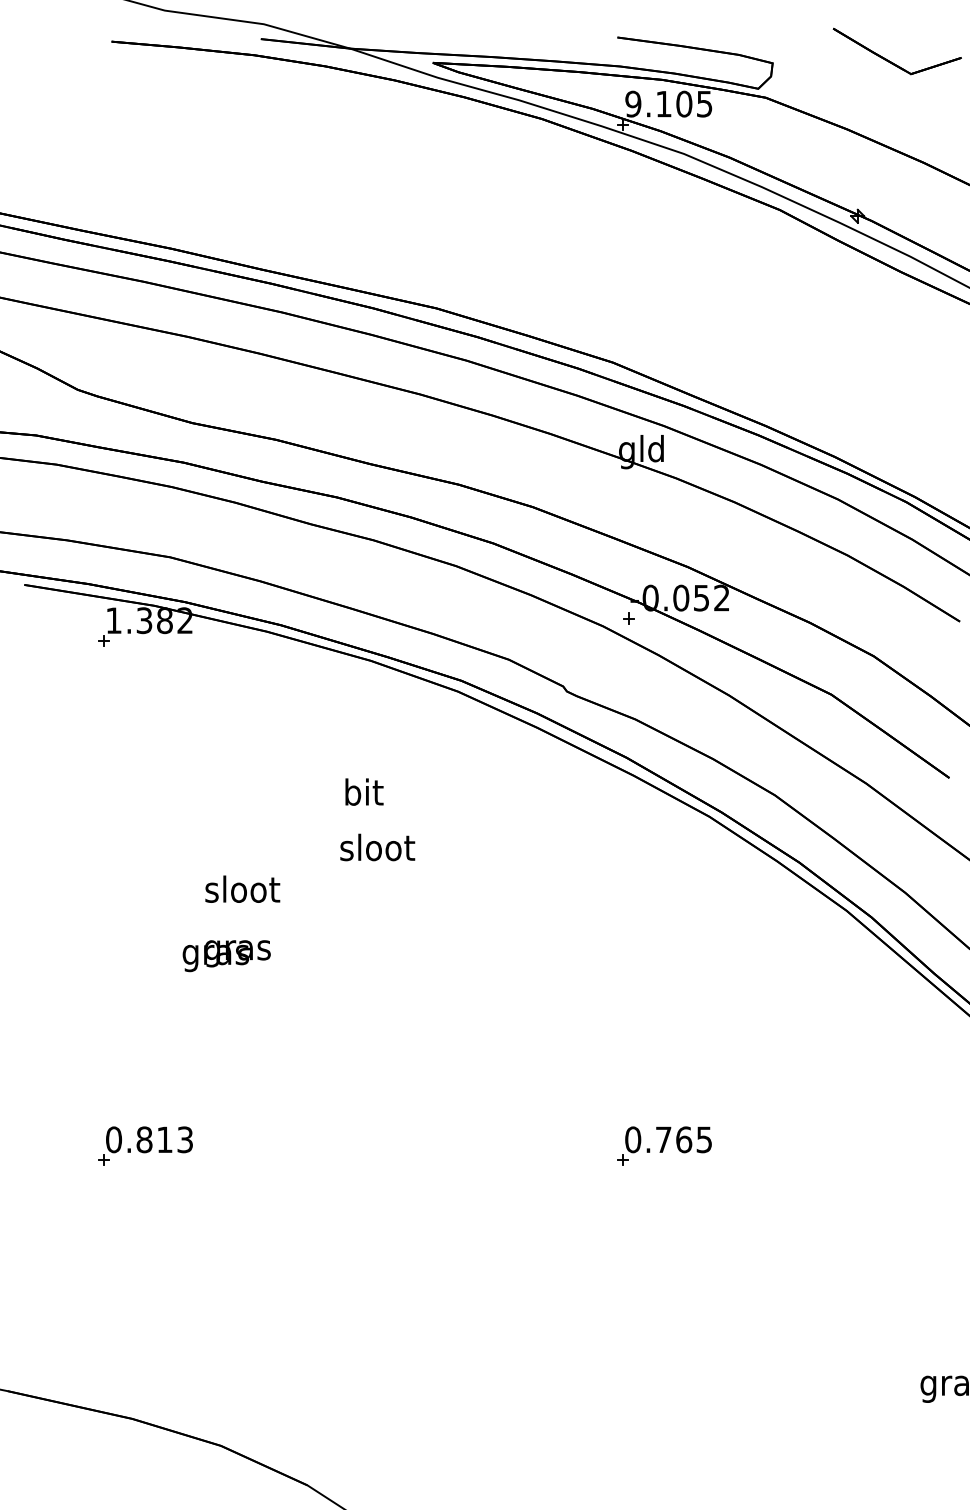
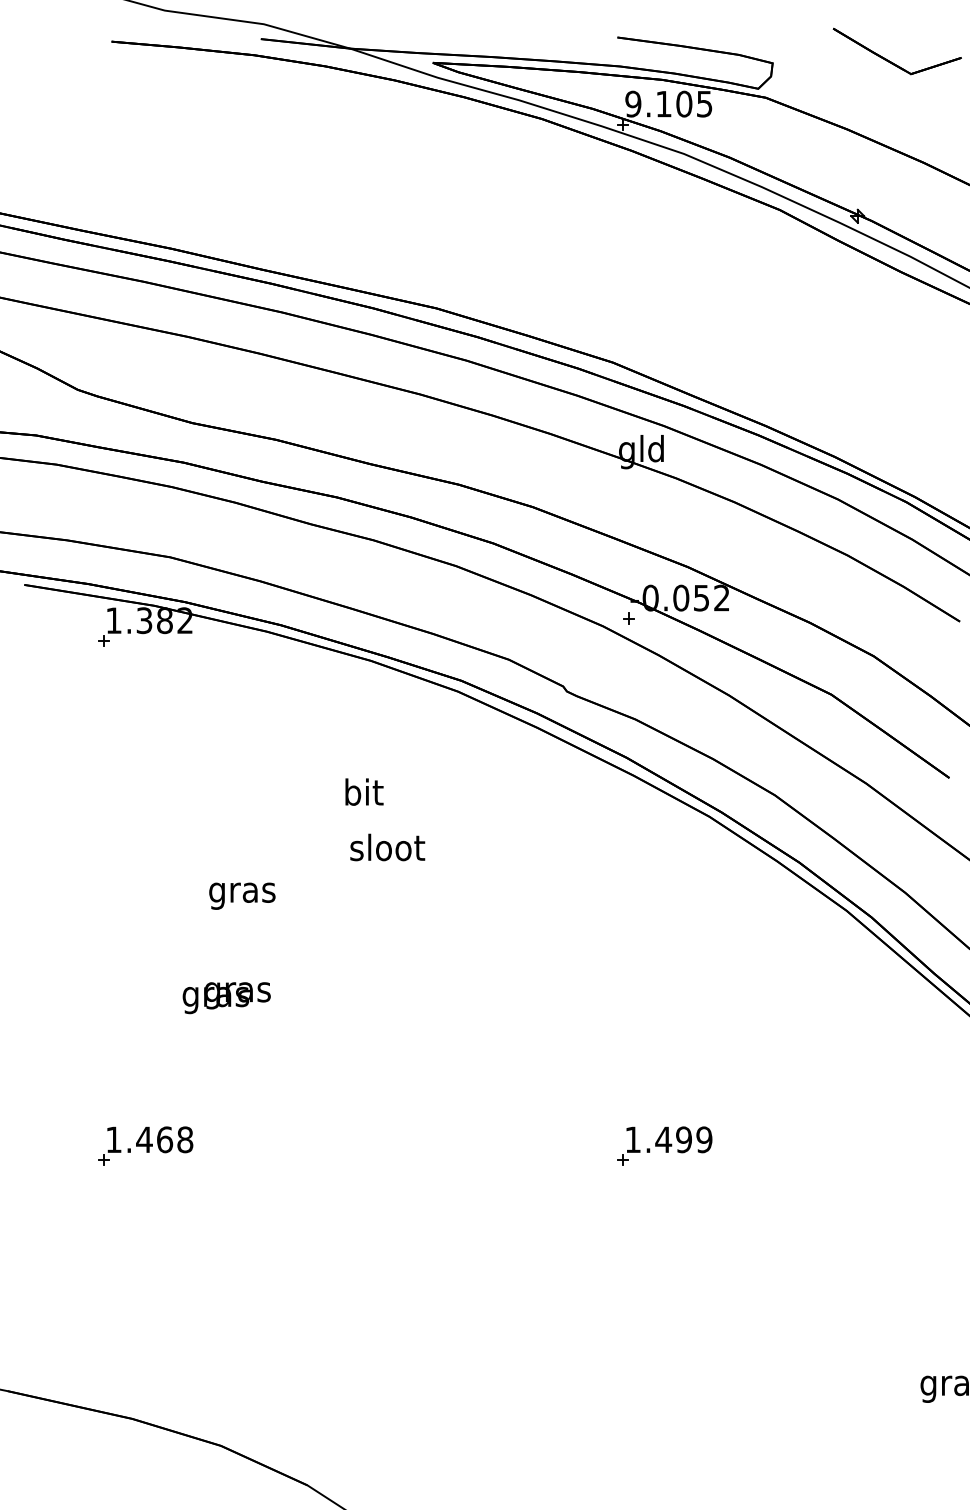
text position: (377, 847) -> (387, 847) (387, 847)
text: sloot -> gras (242, 892)
text position: (226, 956) -> (226, 998) (226, 998)
text: 0.813 -> 1.468 (149, 1139)
text: 0.765 -> 1.499 (668, 1139)
